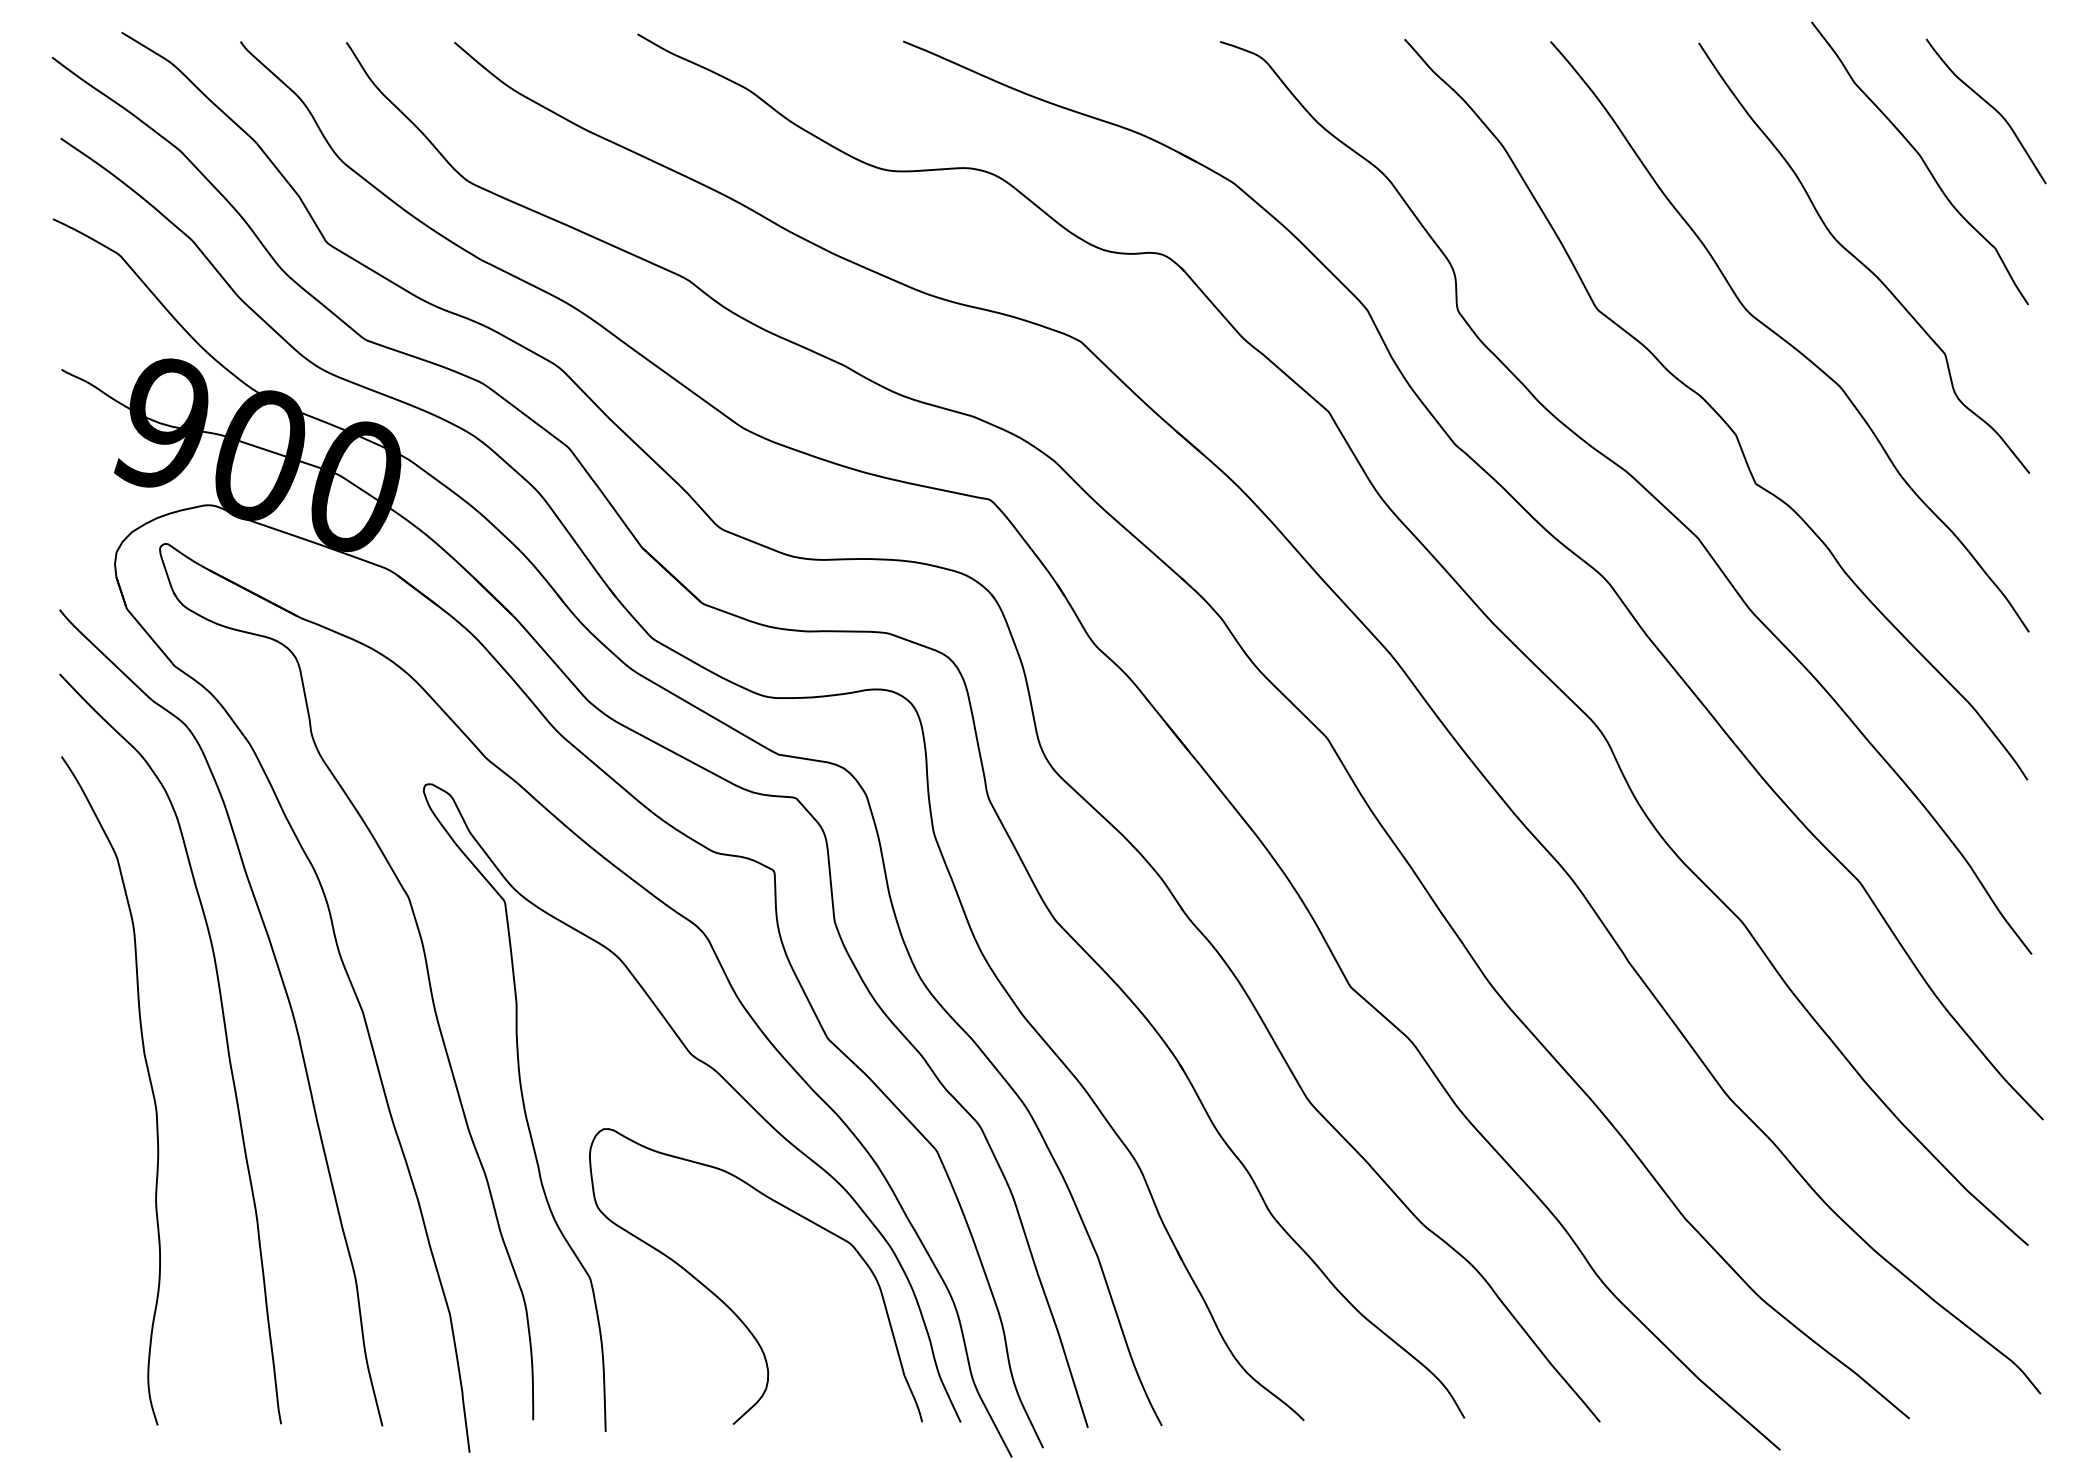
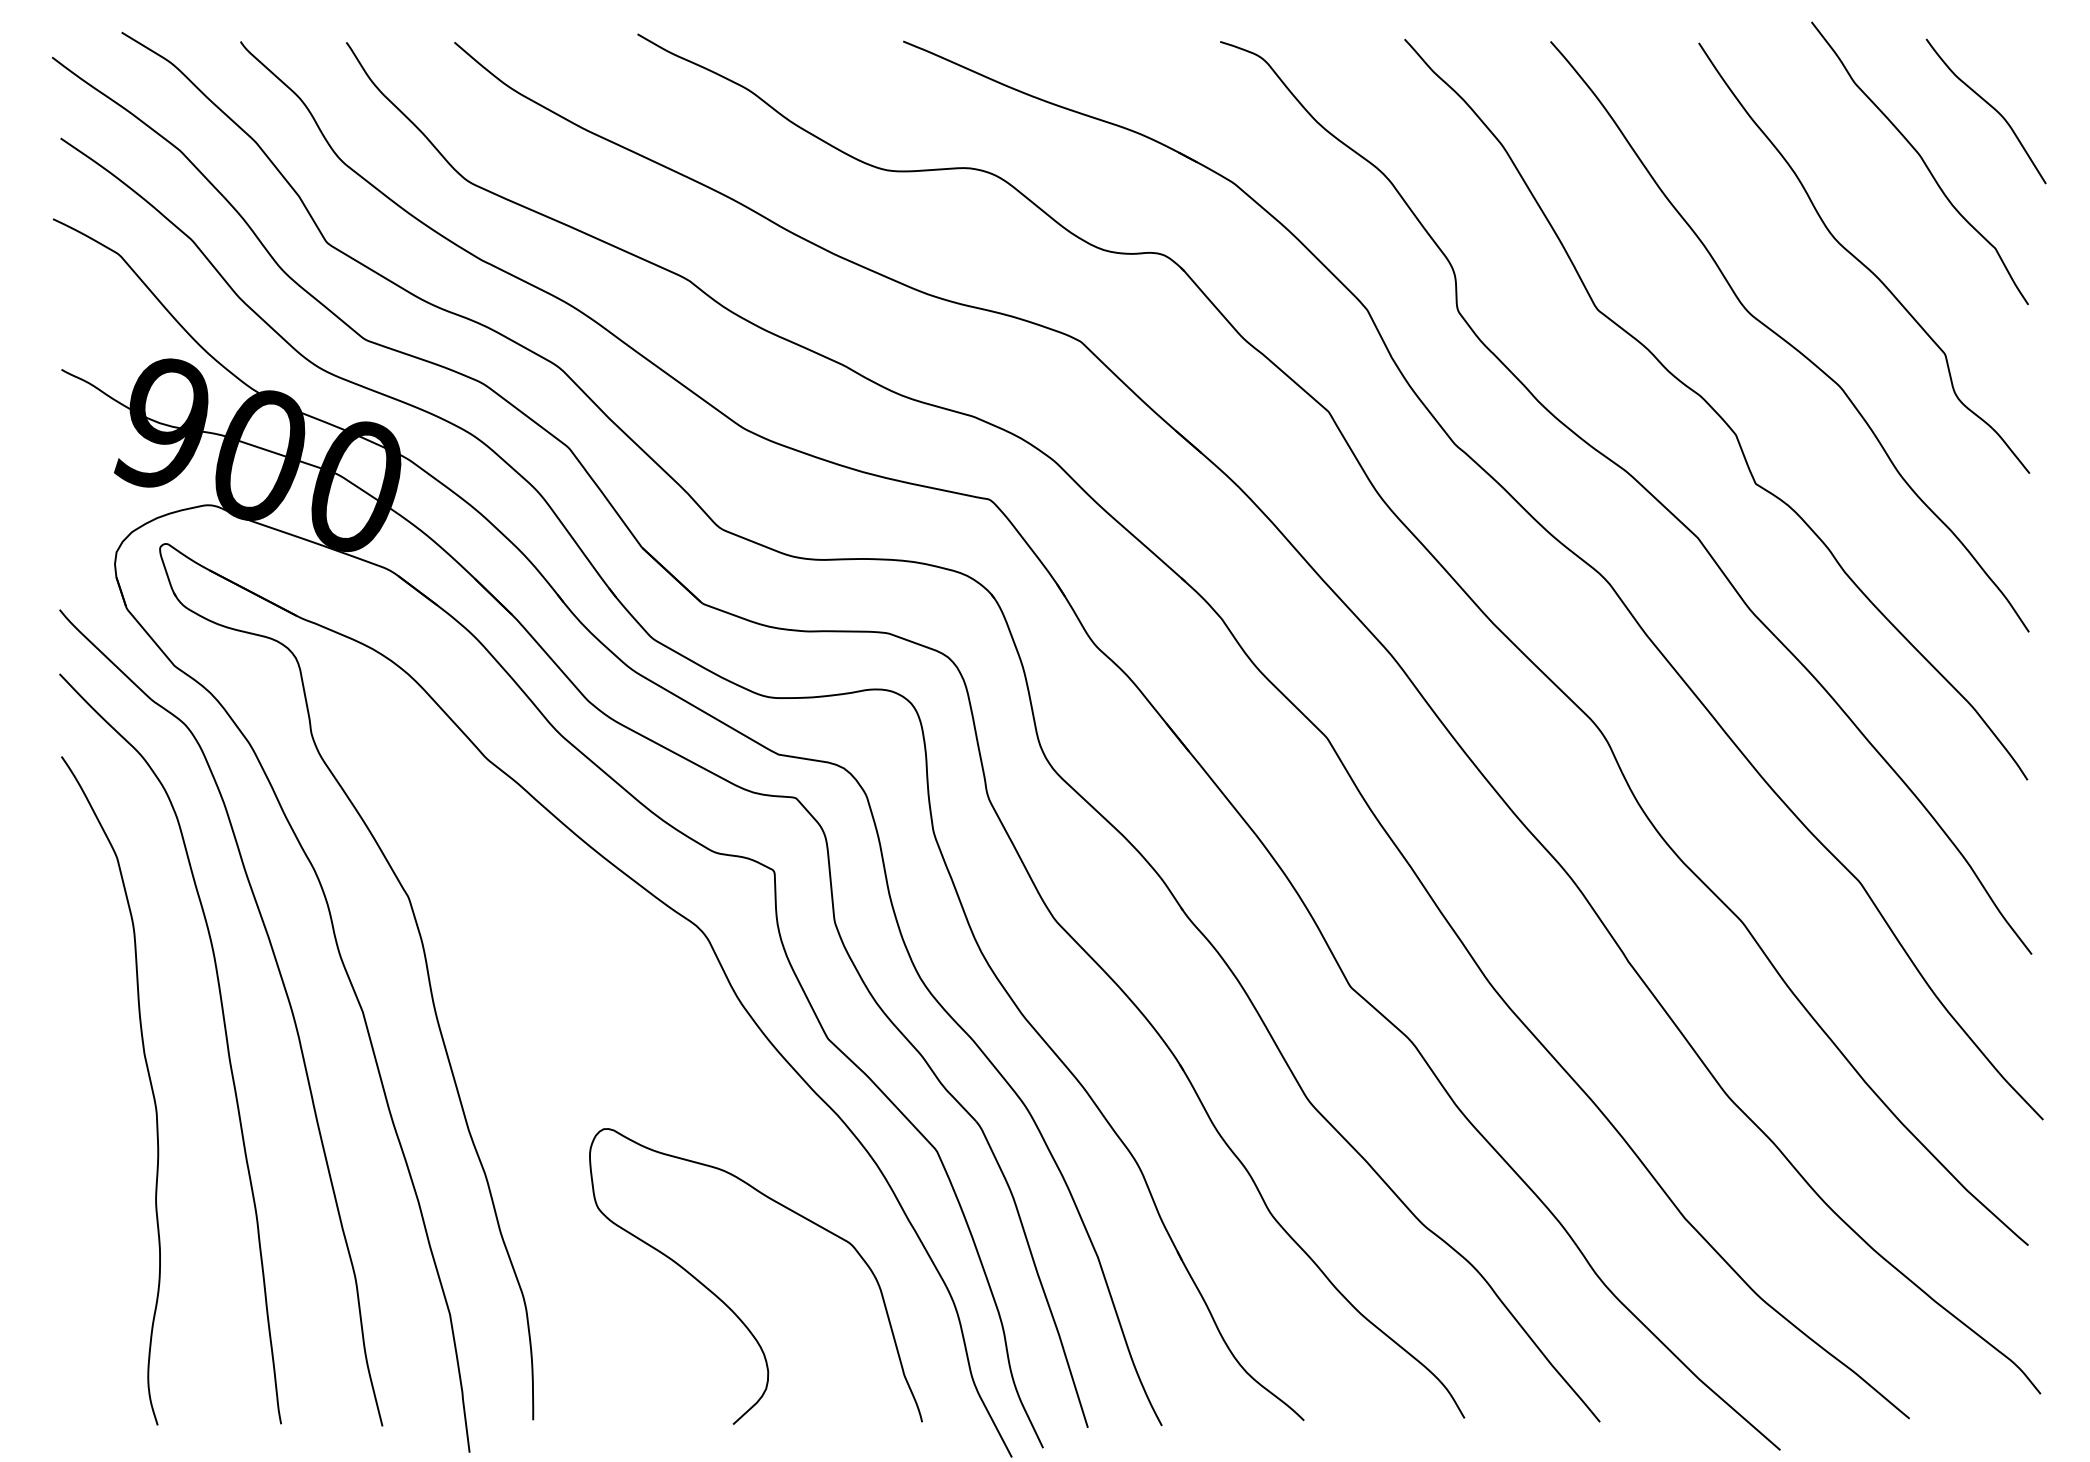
curve: present -> none (721, 1077)
